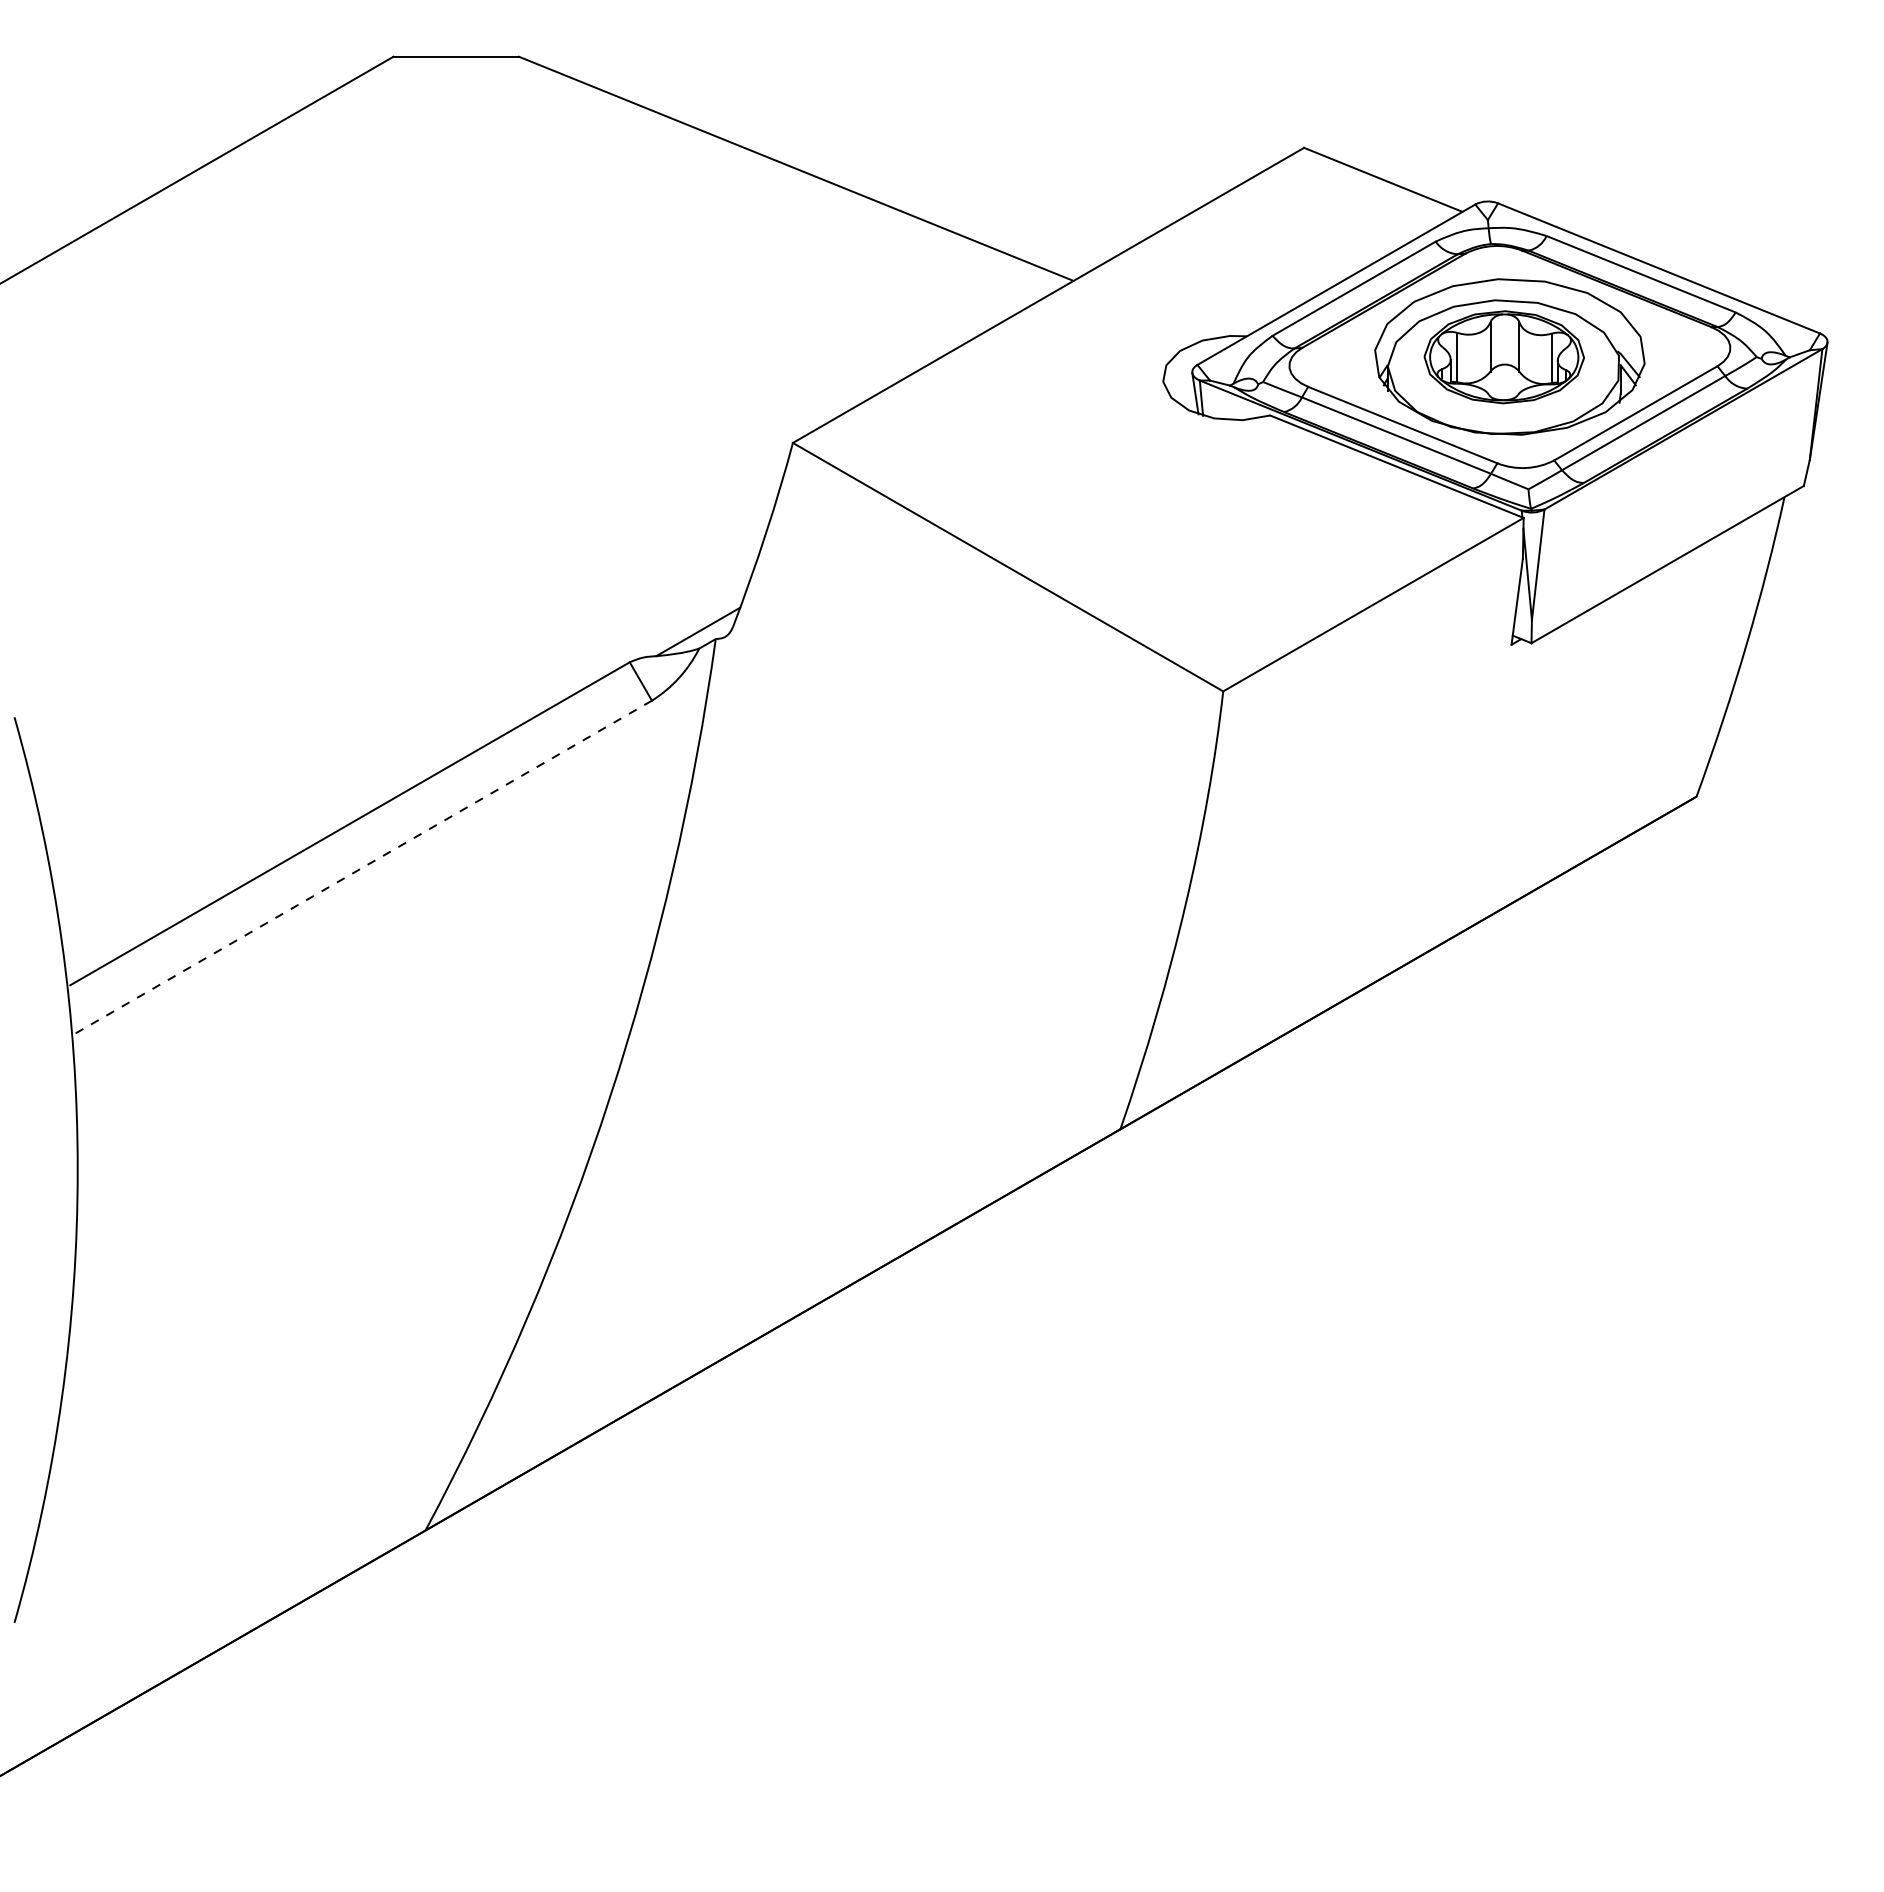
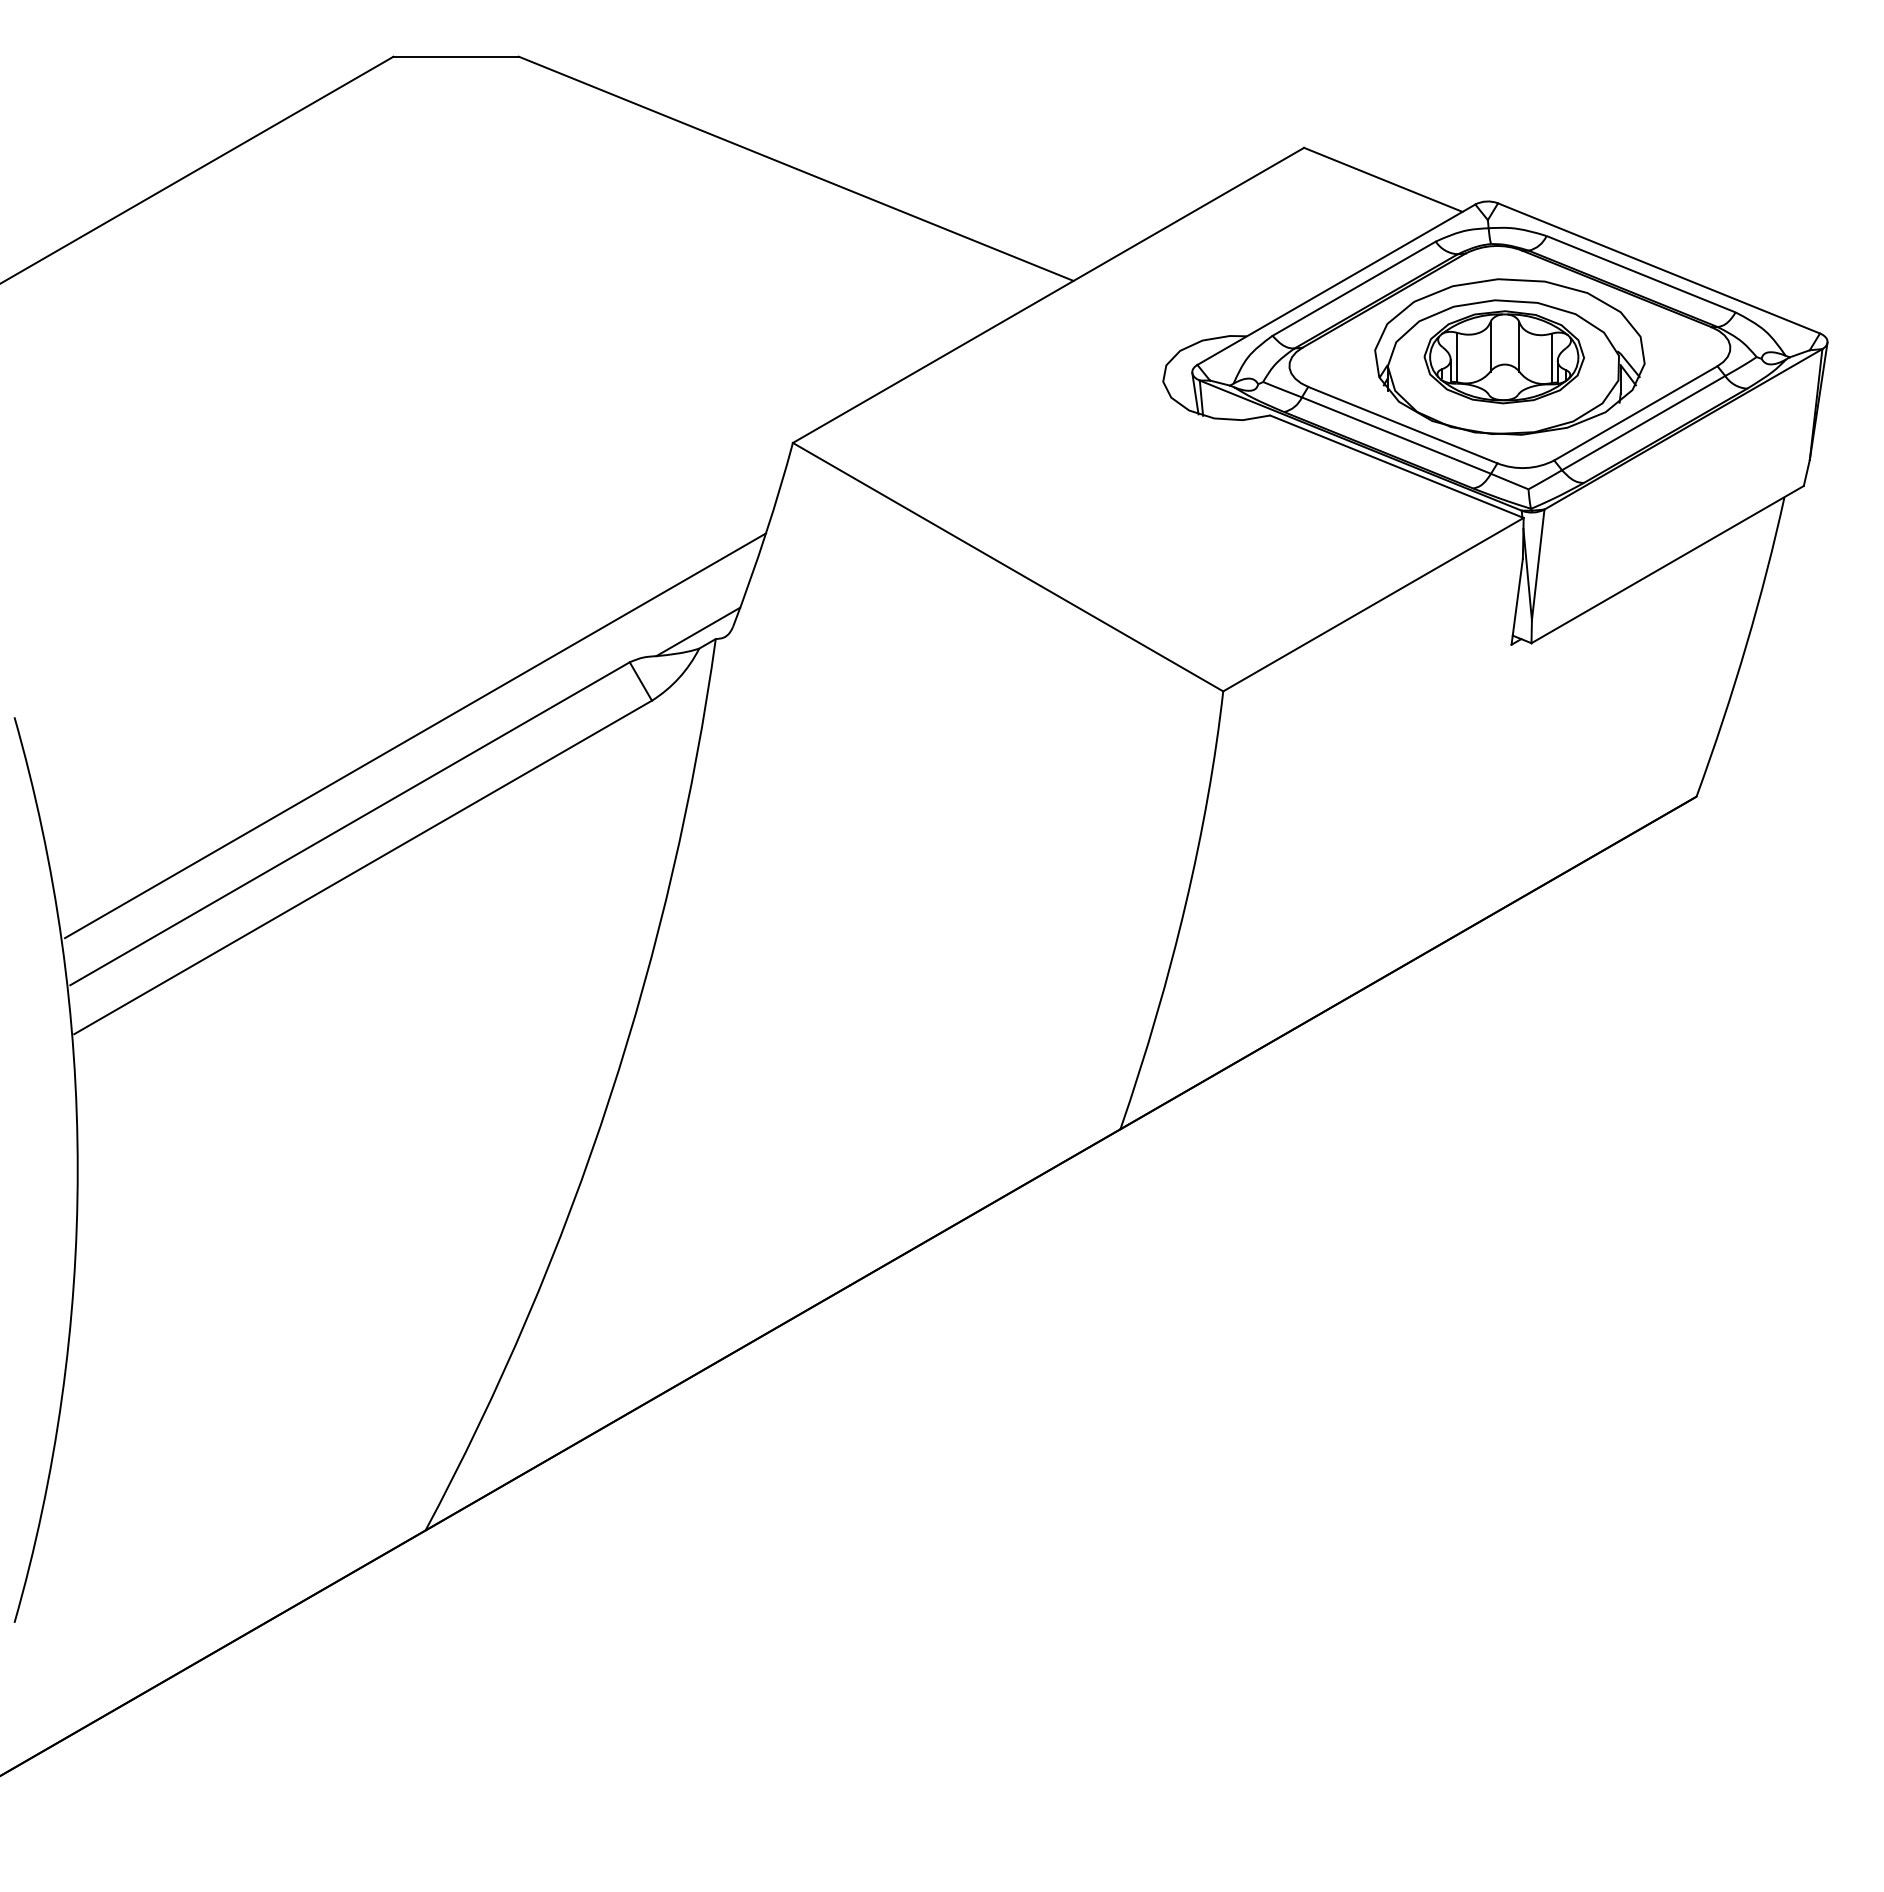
line: none -> present (415, 735)
line: dashed -> solid (363, 867)
